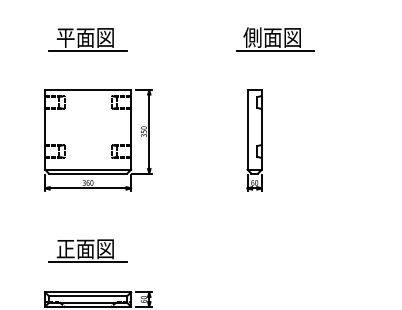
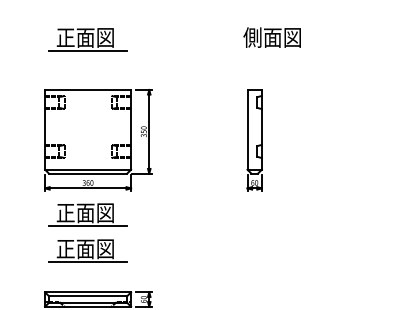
text: 平面図 -> 正面図 (65, 37)
line: present -> none (274, 50)
part: none -> present (87, 214)
